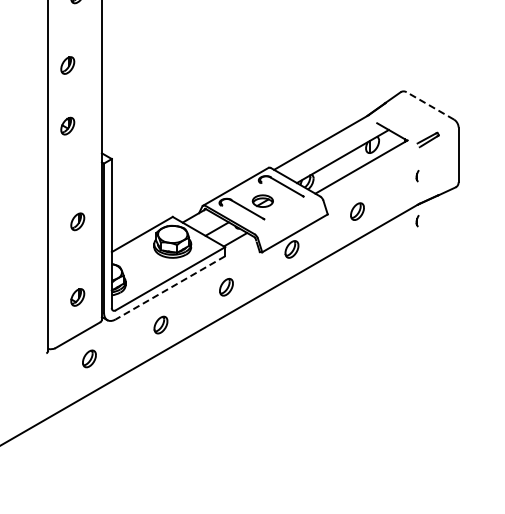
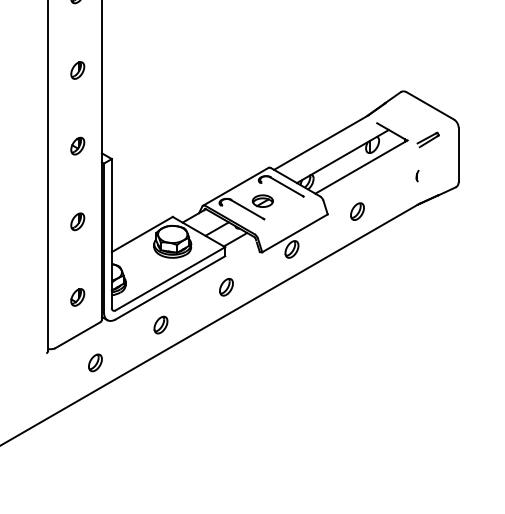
part position: (67, 65) -> (77, 70) (77, 70)
line: dashed -> solid (429, 105)
part position: (67, 125) -> (77, 145) (77, 145)
part: present -> none (417, 221)
line: dashed -> solid (170, 288)
part position: (89, 358) -> (95, 362) (95, 362)
